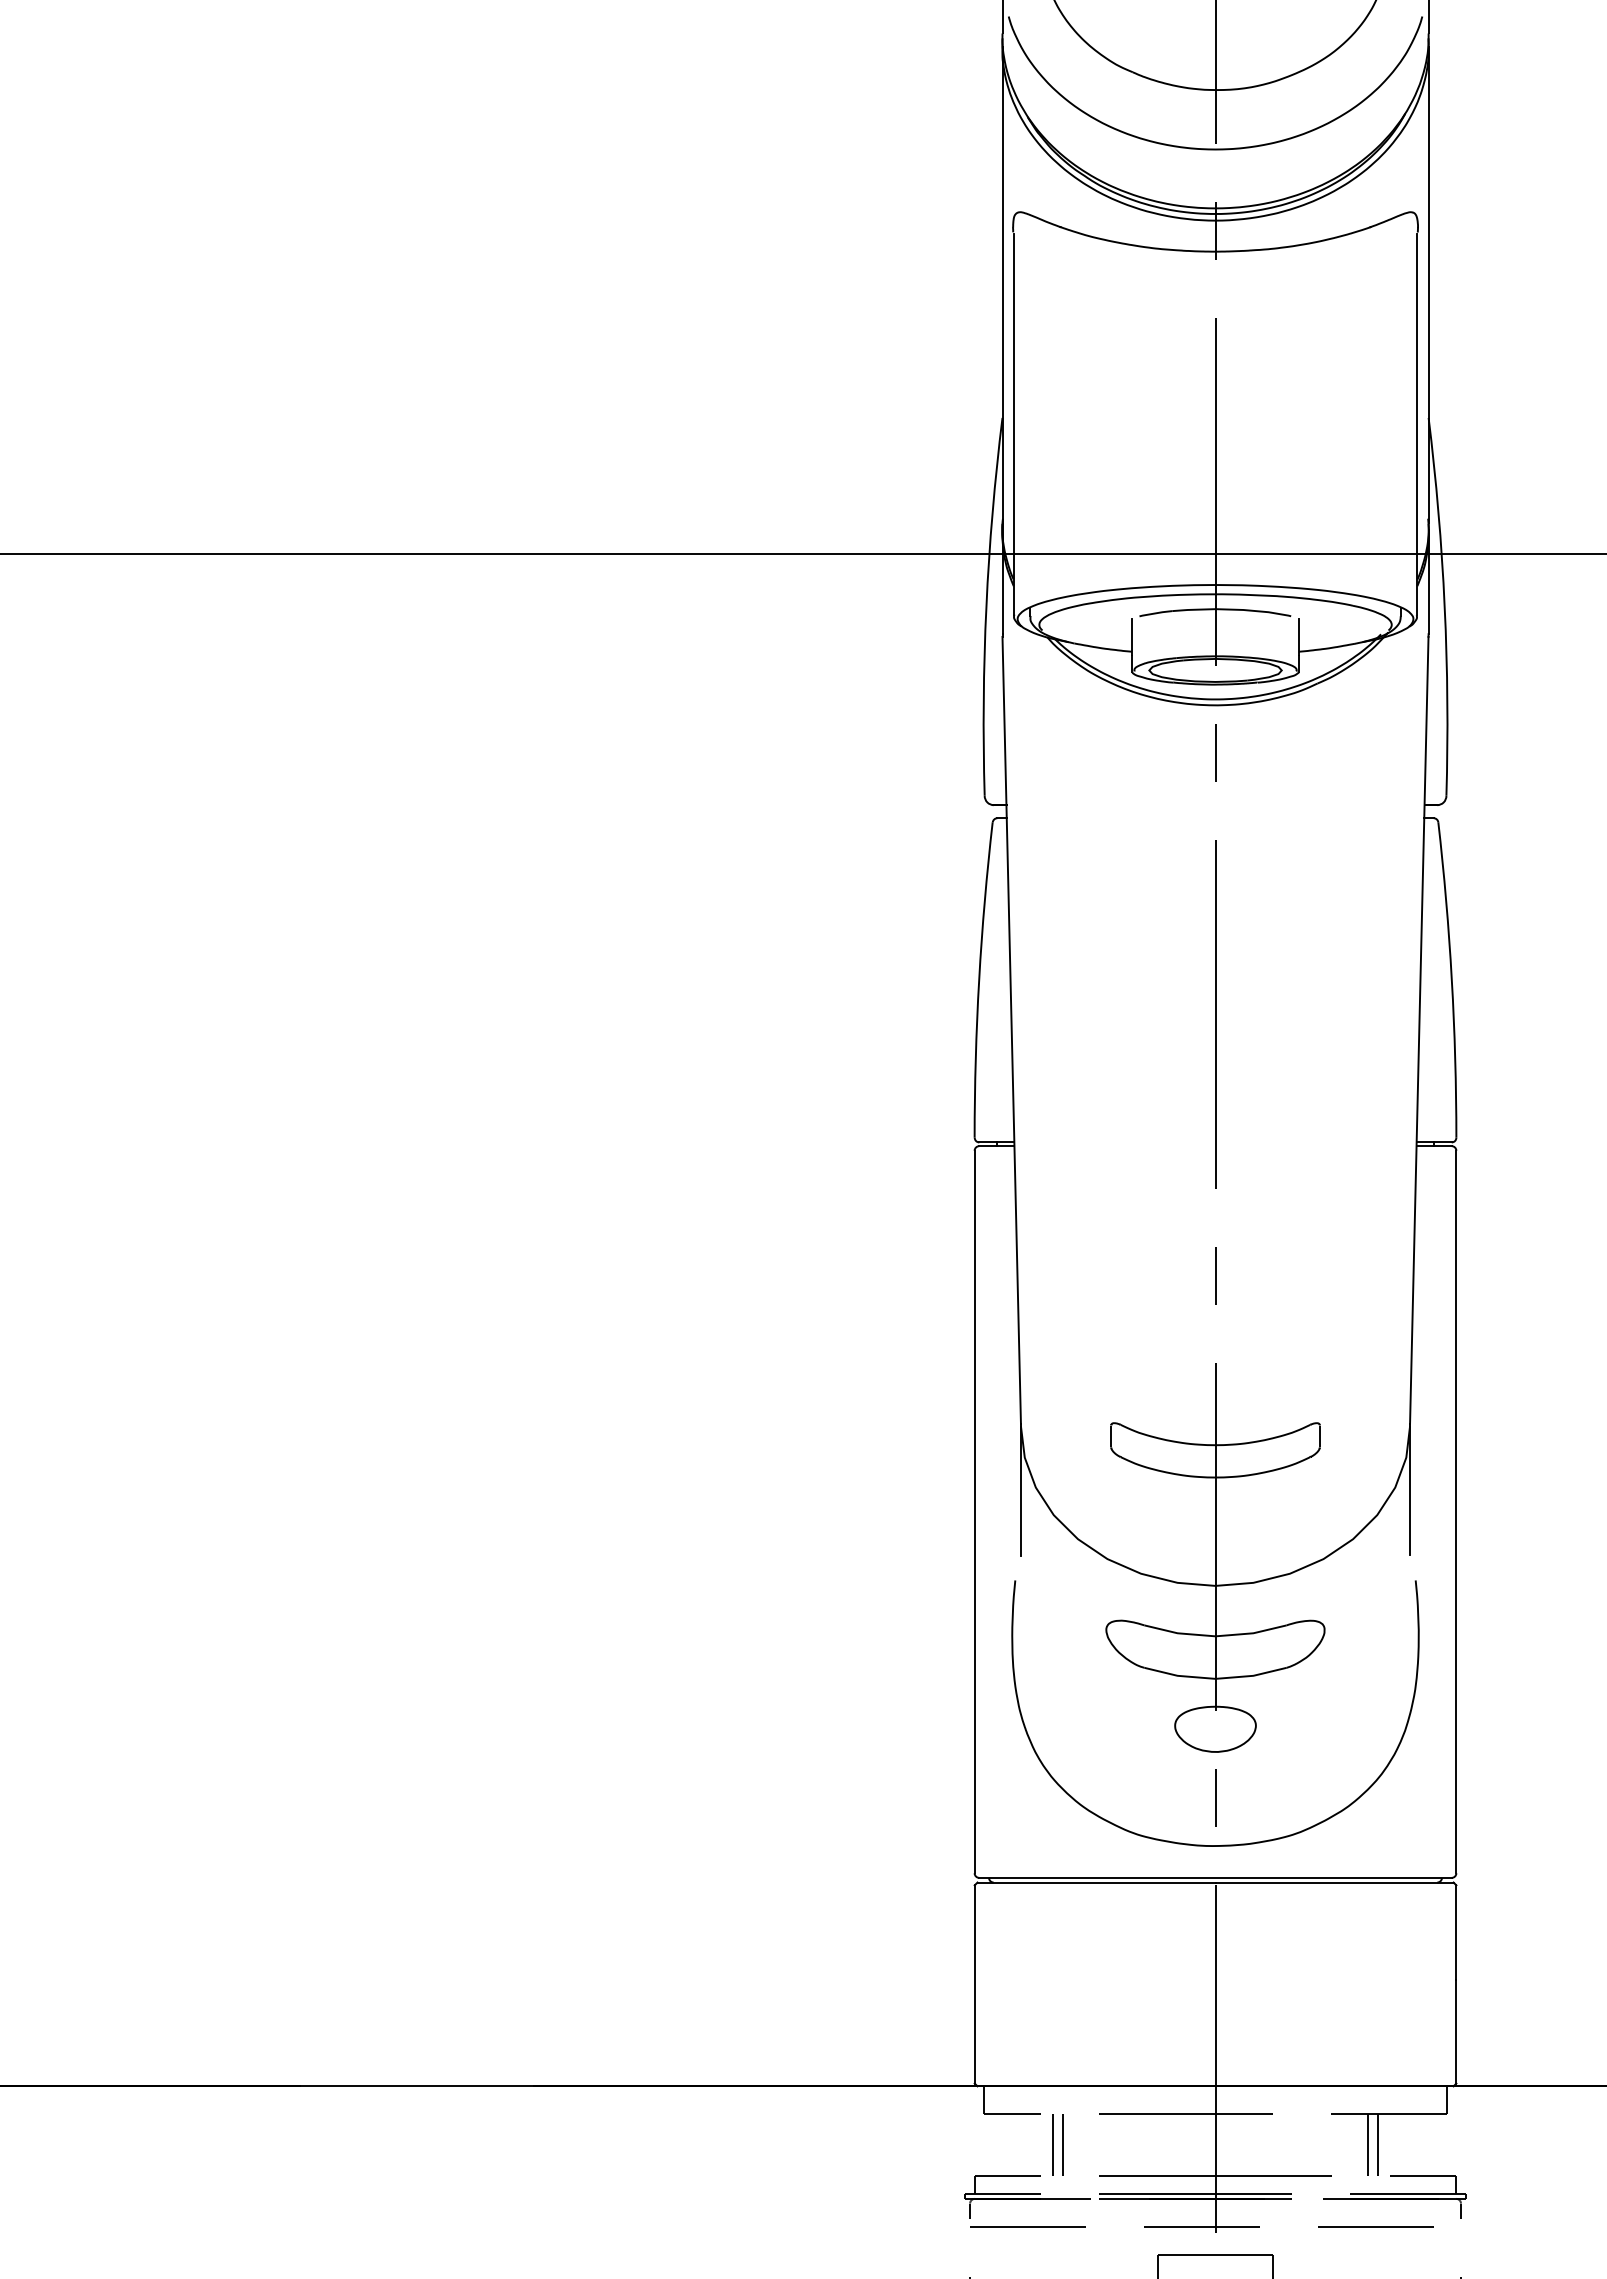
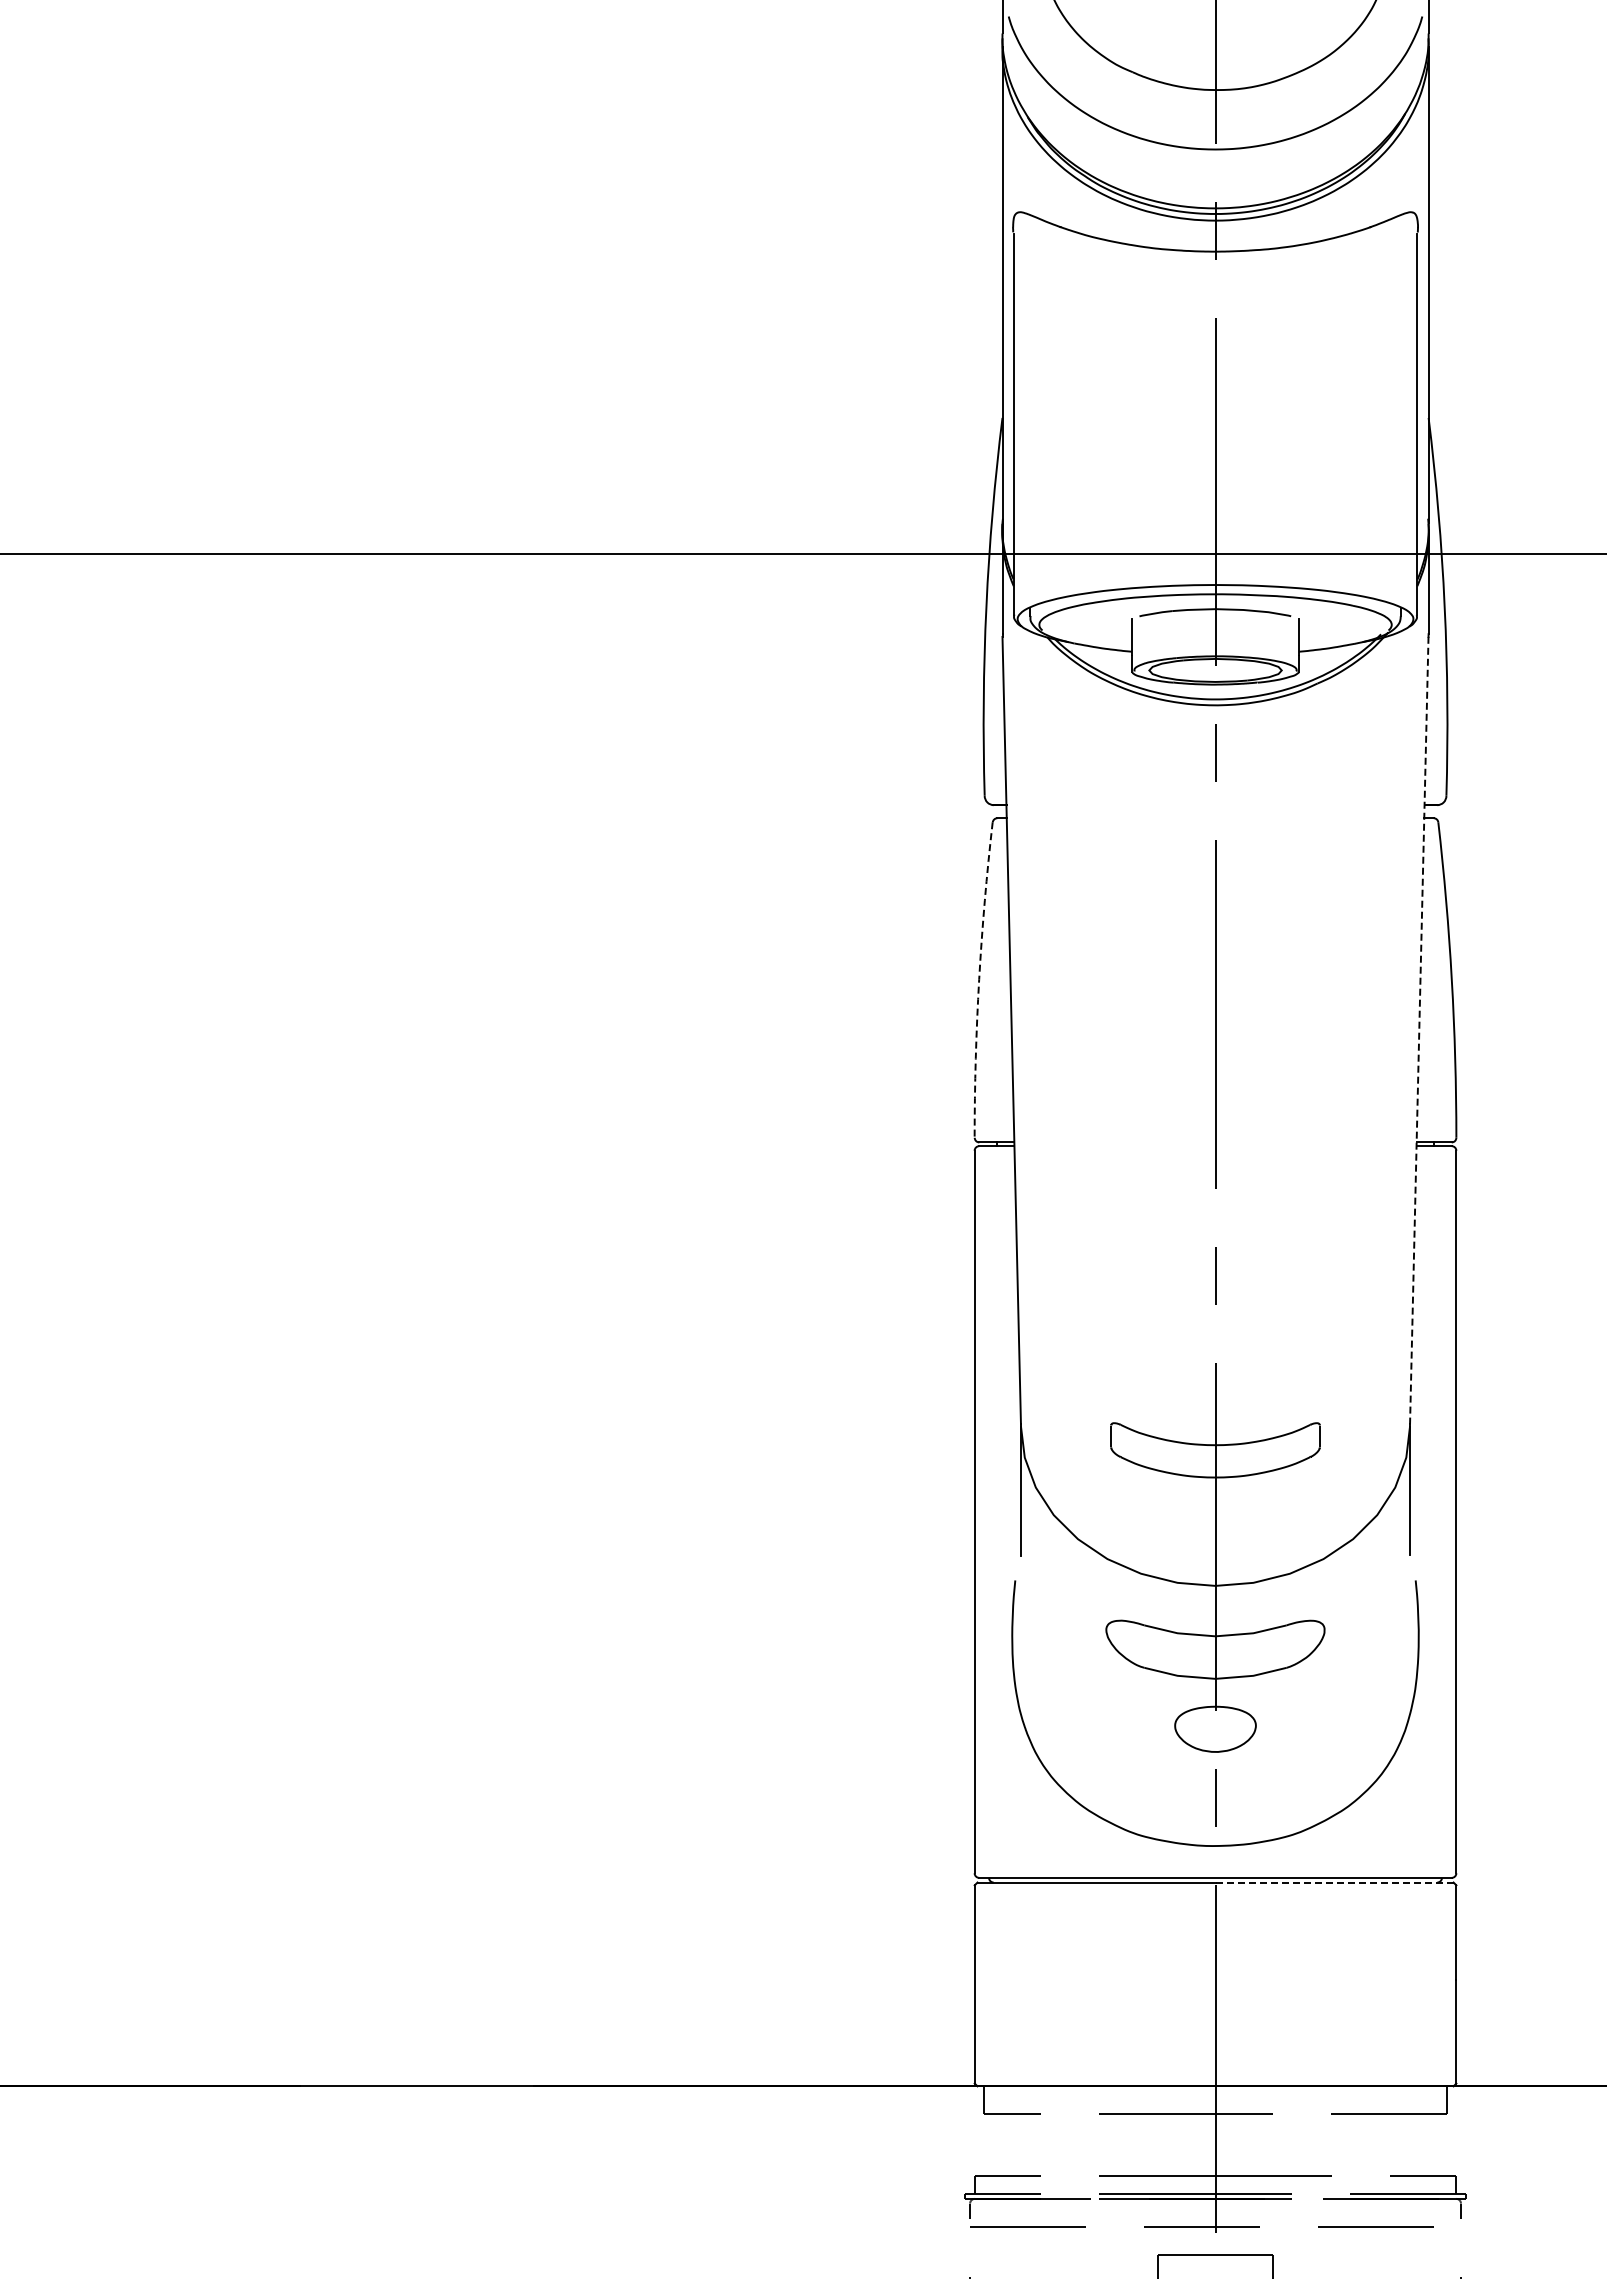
arc: solid -> dashed (979, 979)
line: solid -> dashed (1419, 1030)
line: solid -> dashed (1334, 1882)
line: present -> none (1052, 2144)
line: present -> none (1062, 2144)
line: present -> none (1368, 2144)
line: present -> none (1377, 2144)
